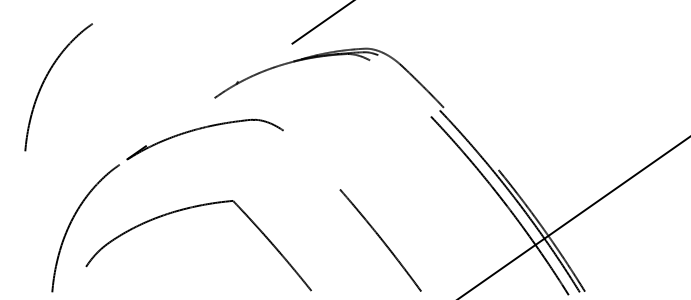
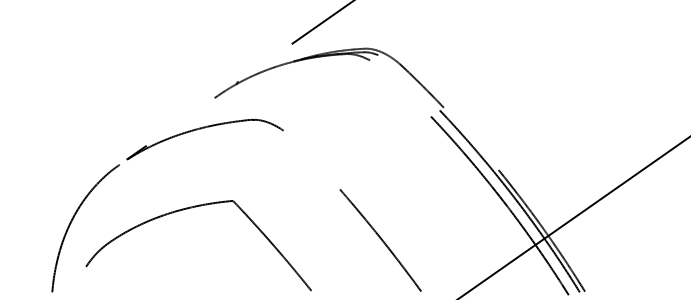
curve: present -> none (45, 80)
